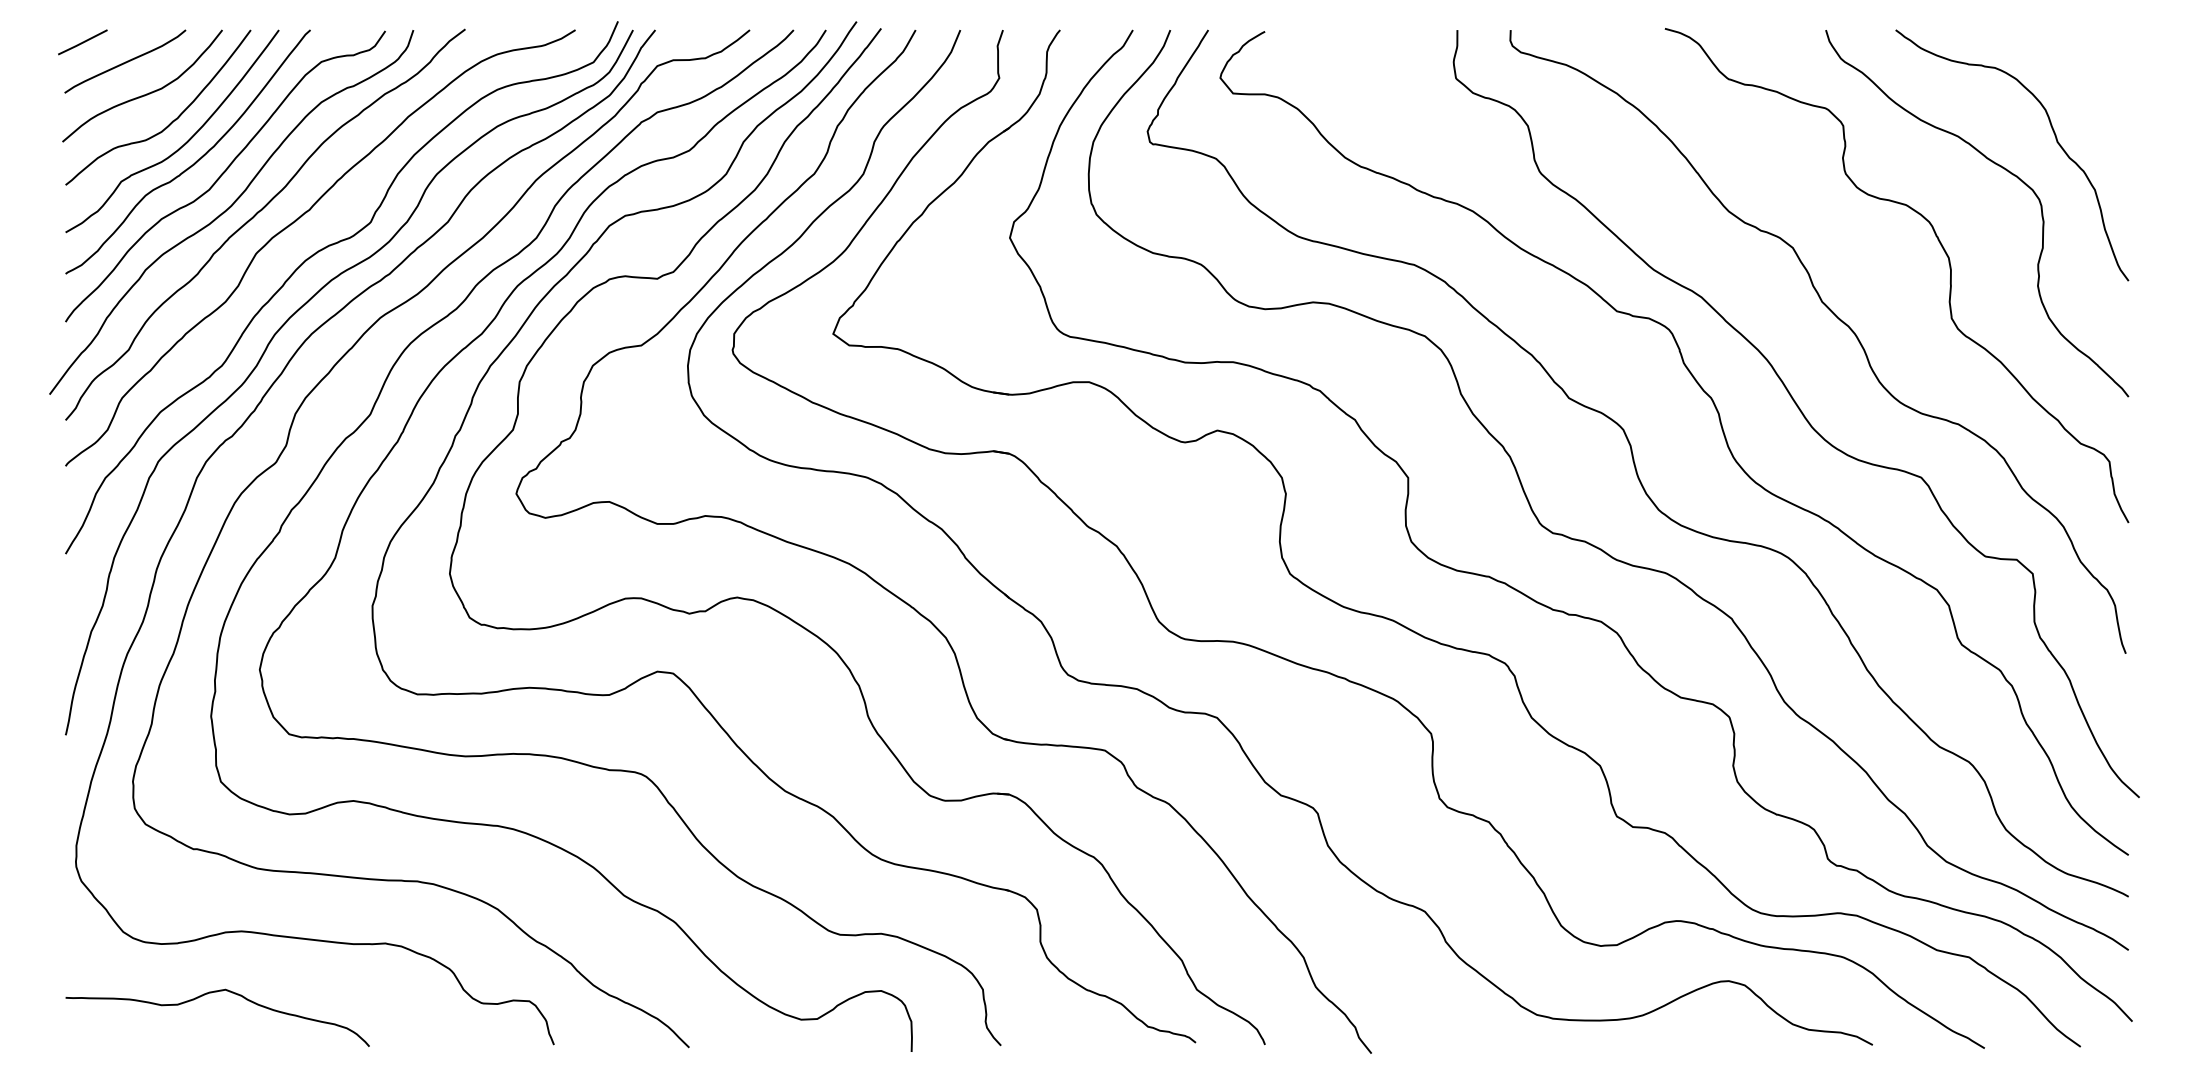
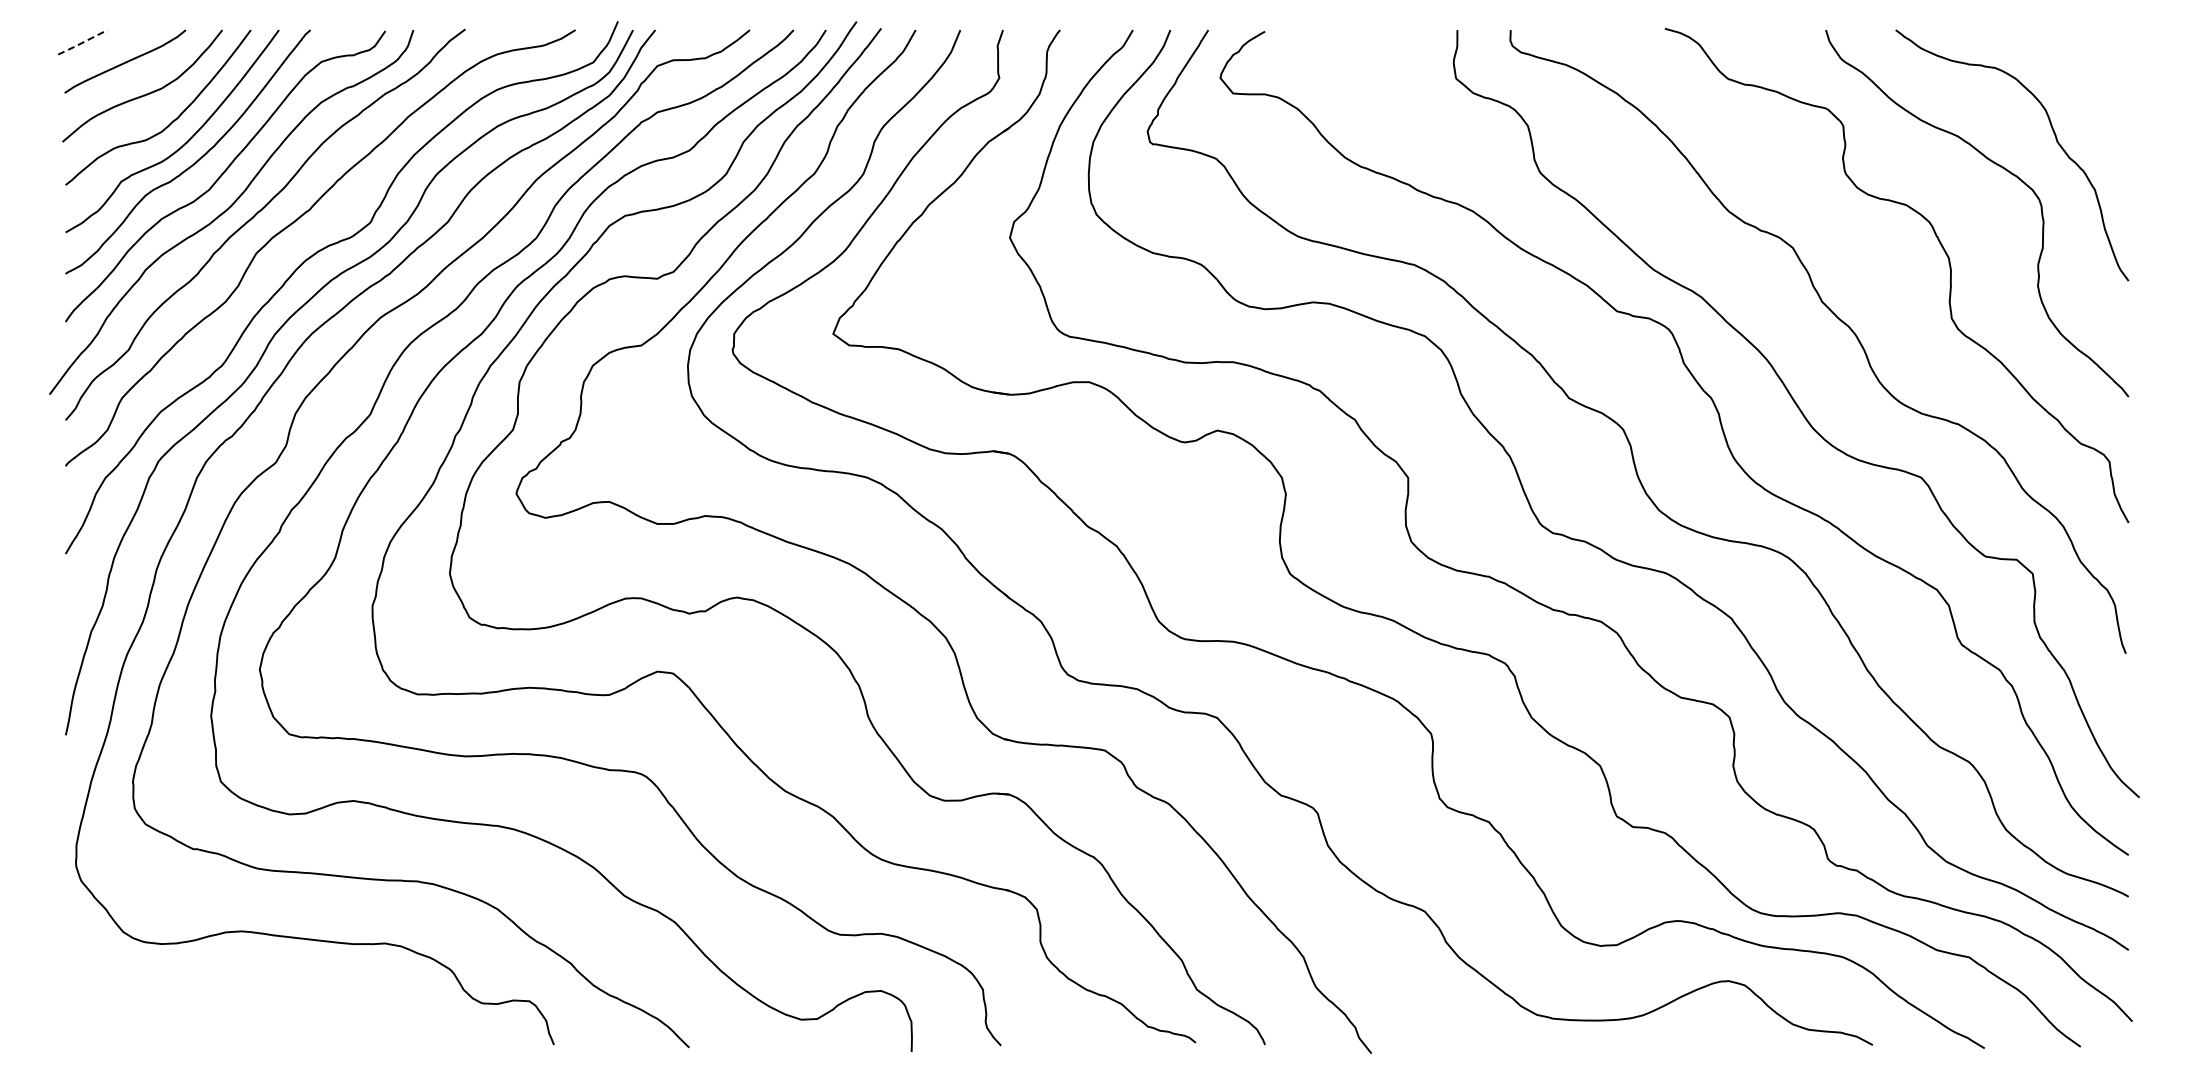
line: solid -> dashed (83, 42)
curve: present -> none (211, 993)
